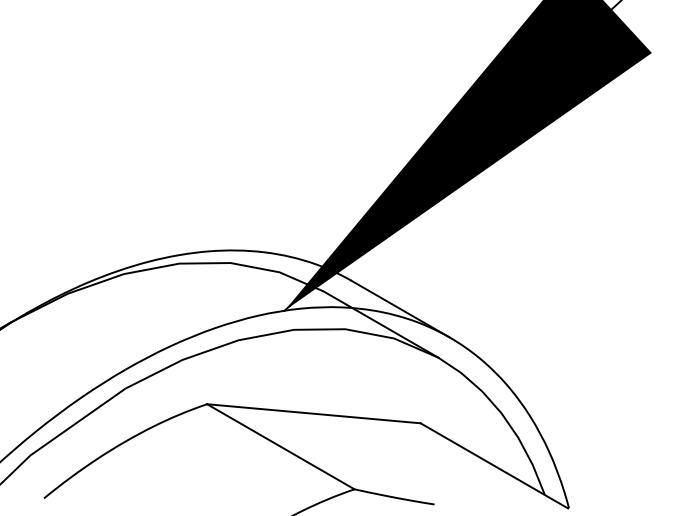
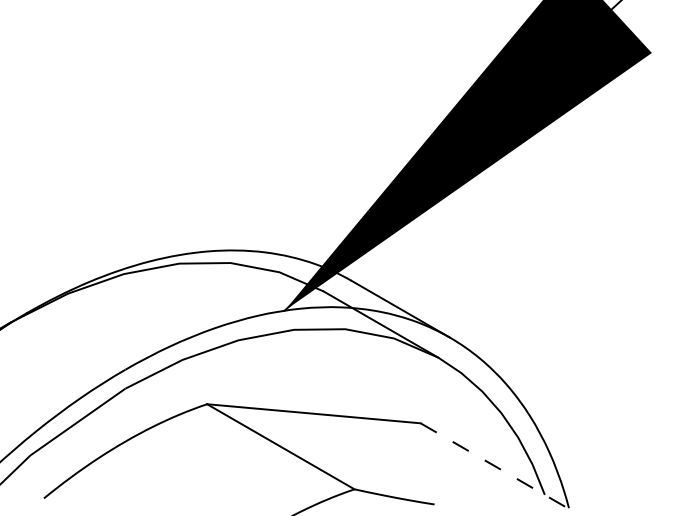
line: solid -> dashed (494, 466)
